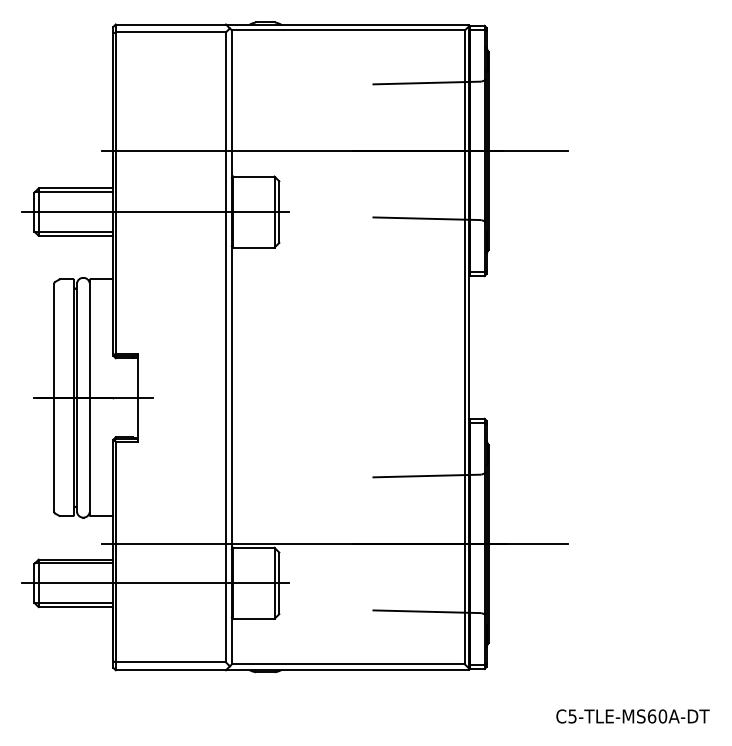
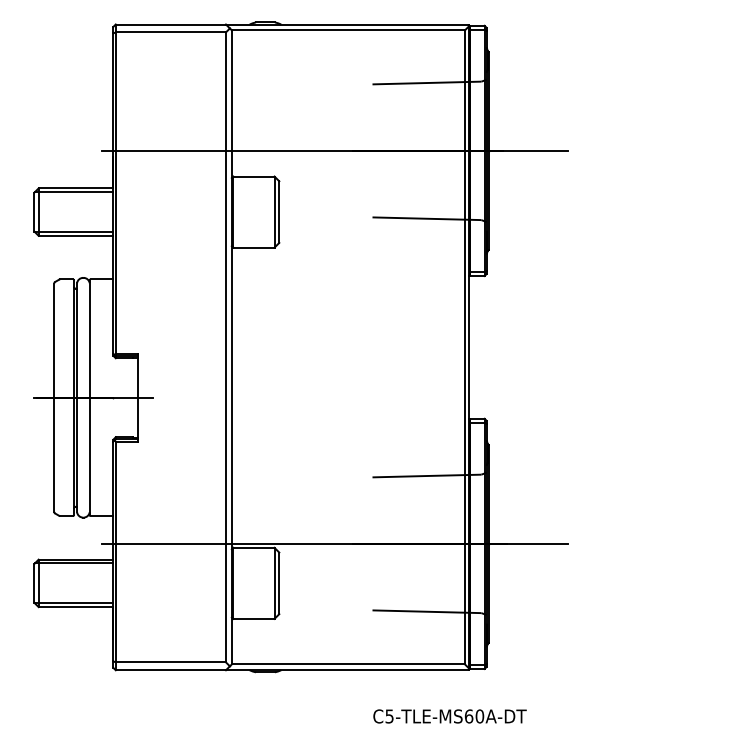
line: present -> none (155, 212)
line: present -> none (155, 583)
text position: (632, 716) -> (449, 716) (449, 716)
